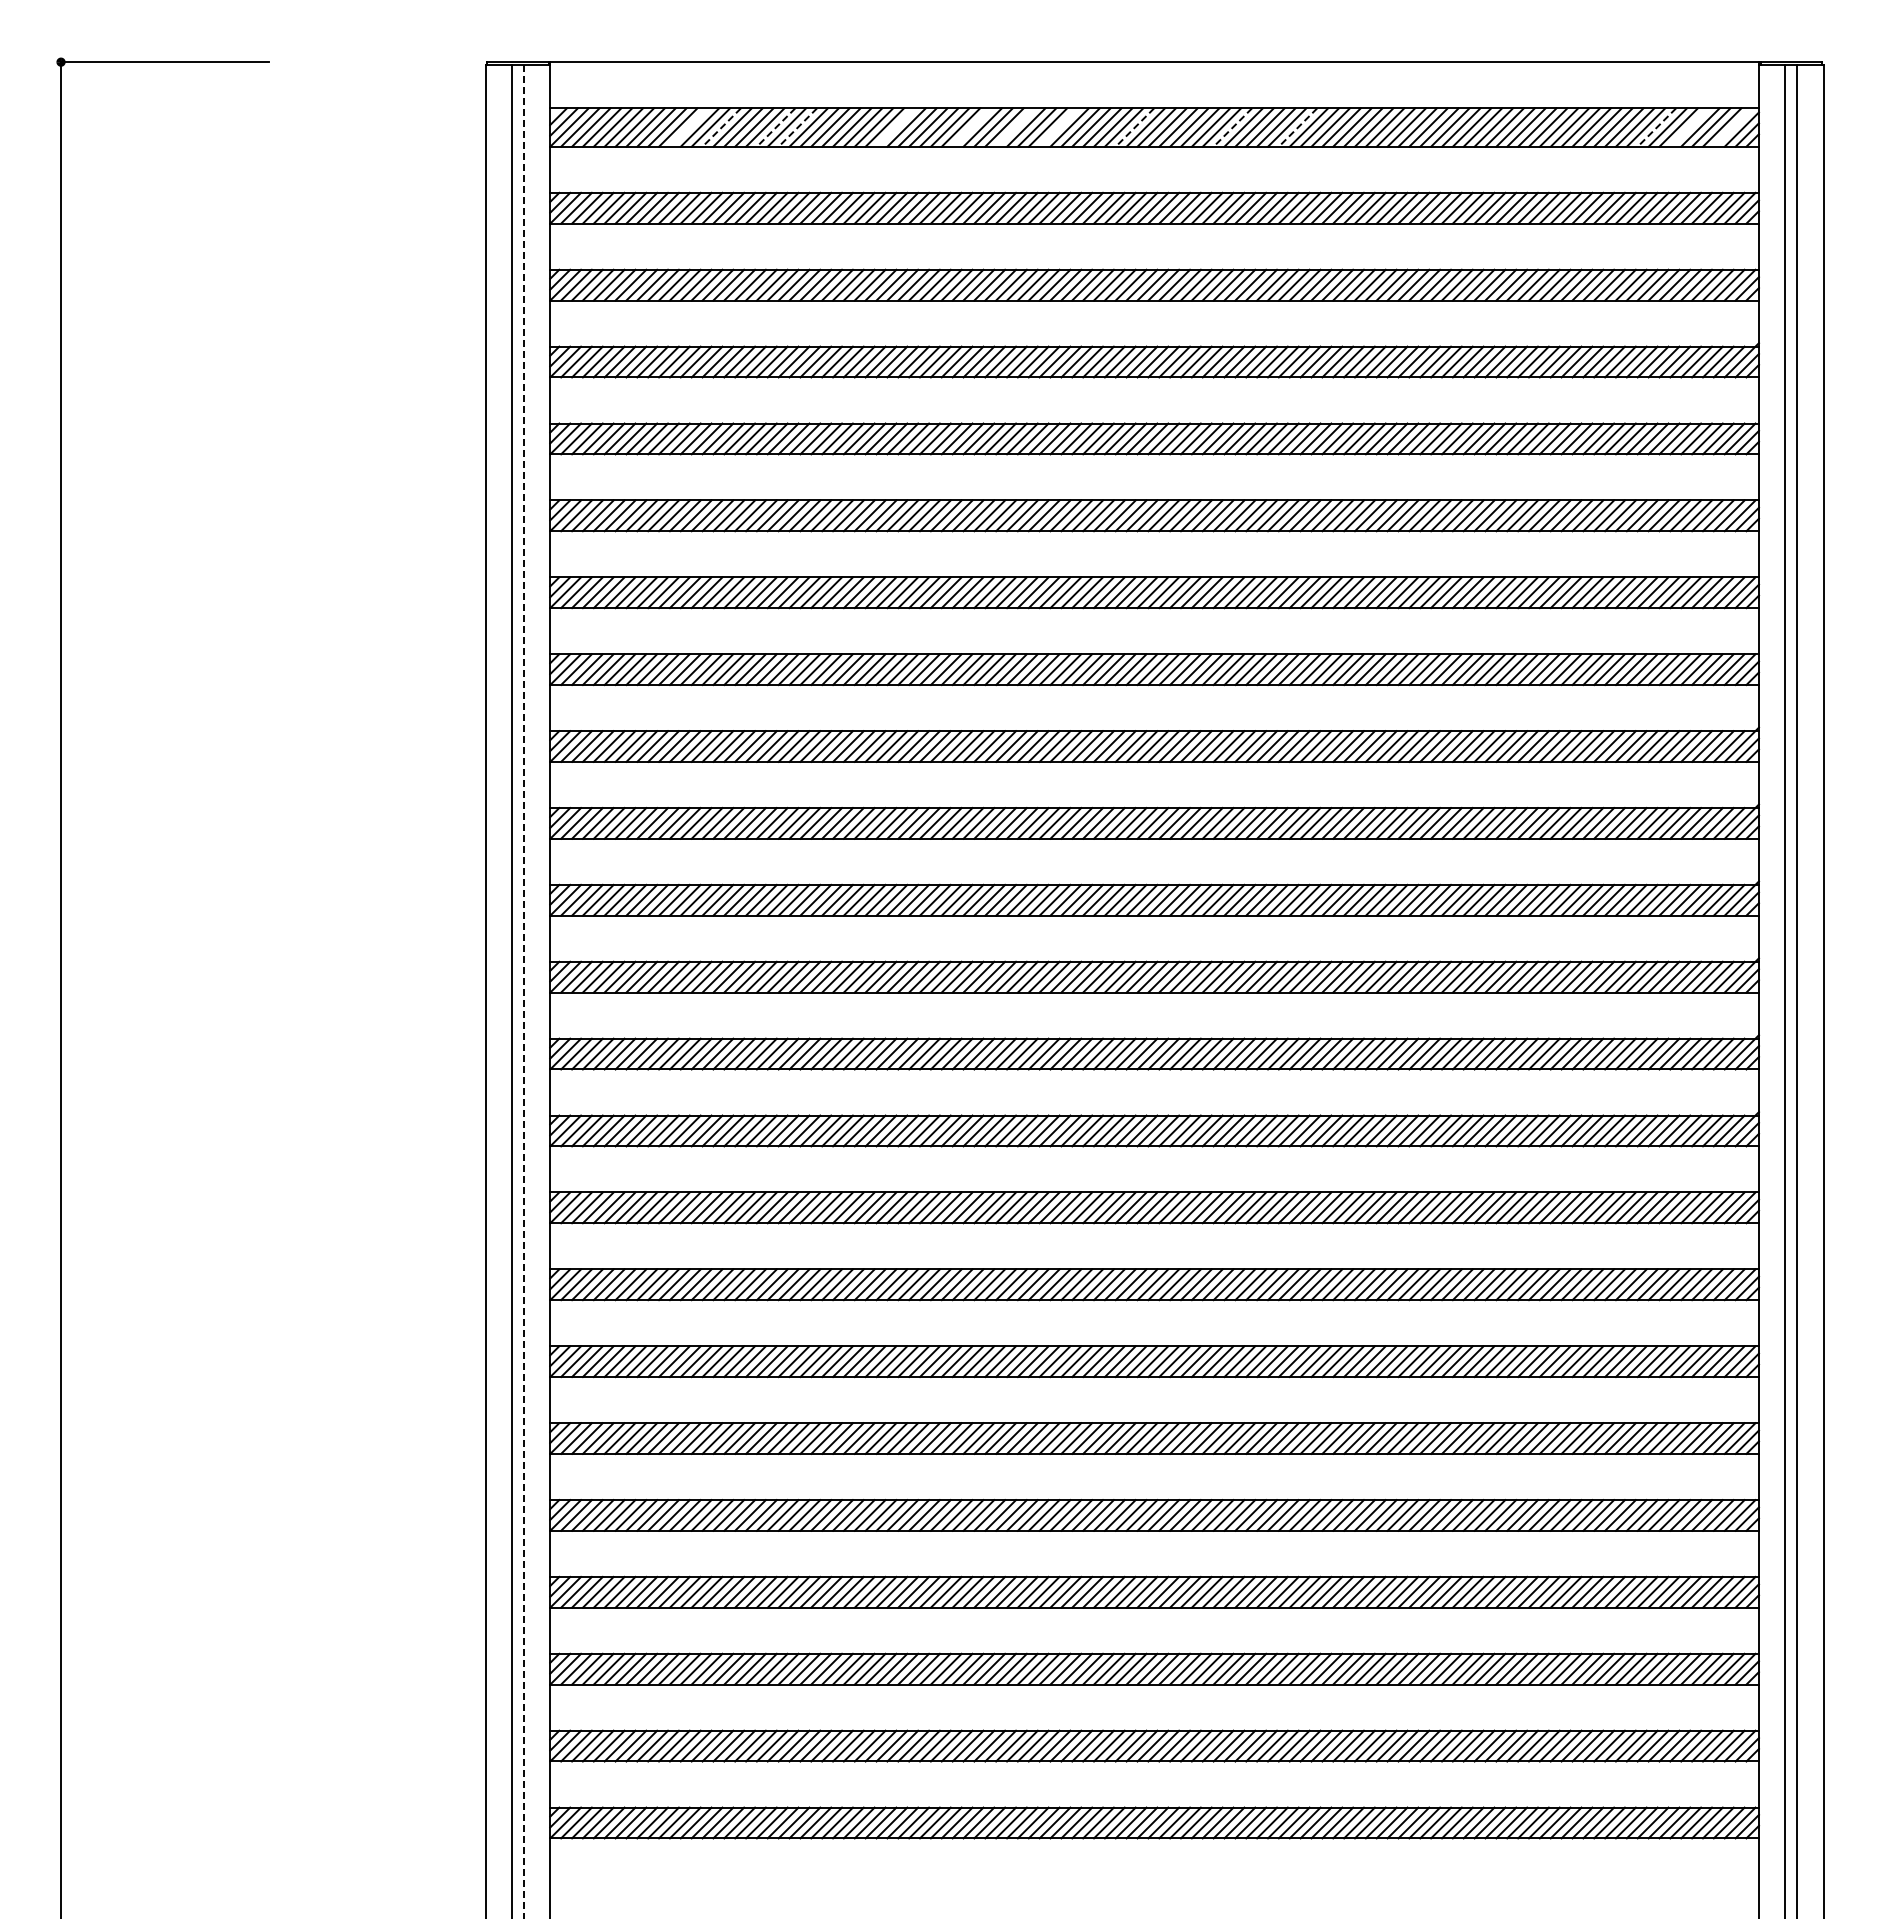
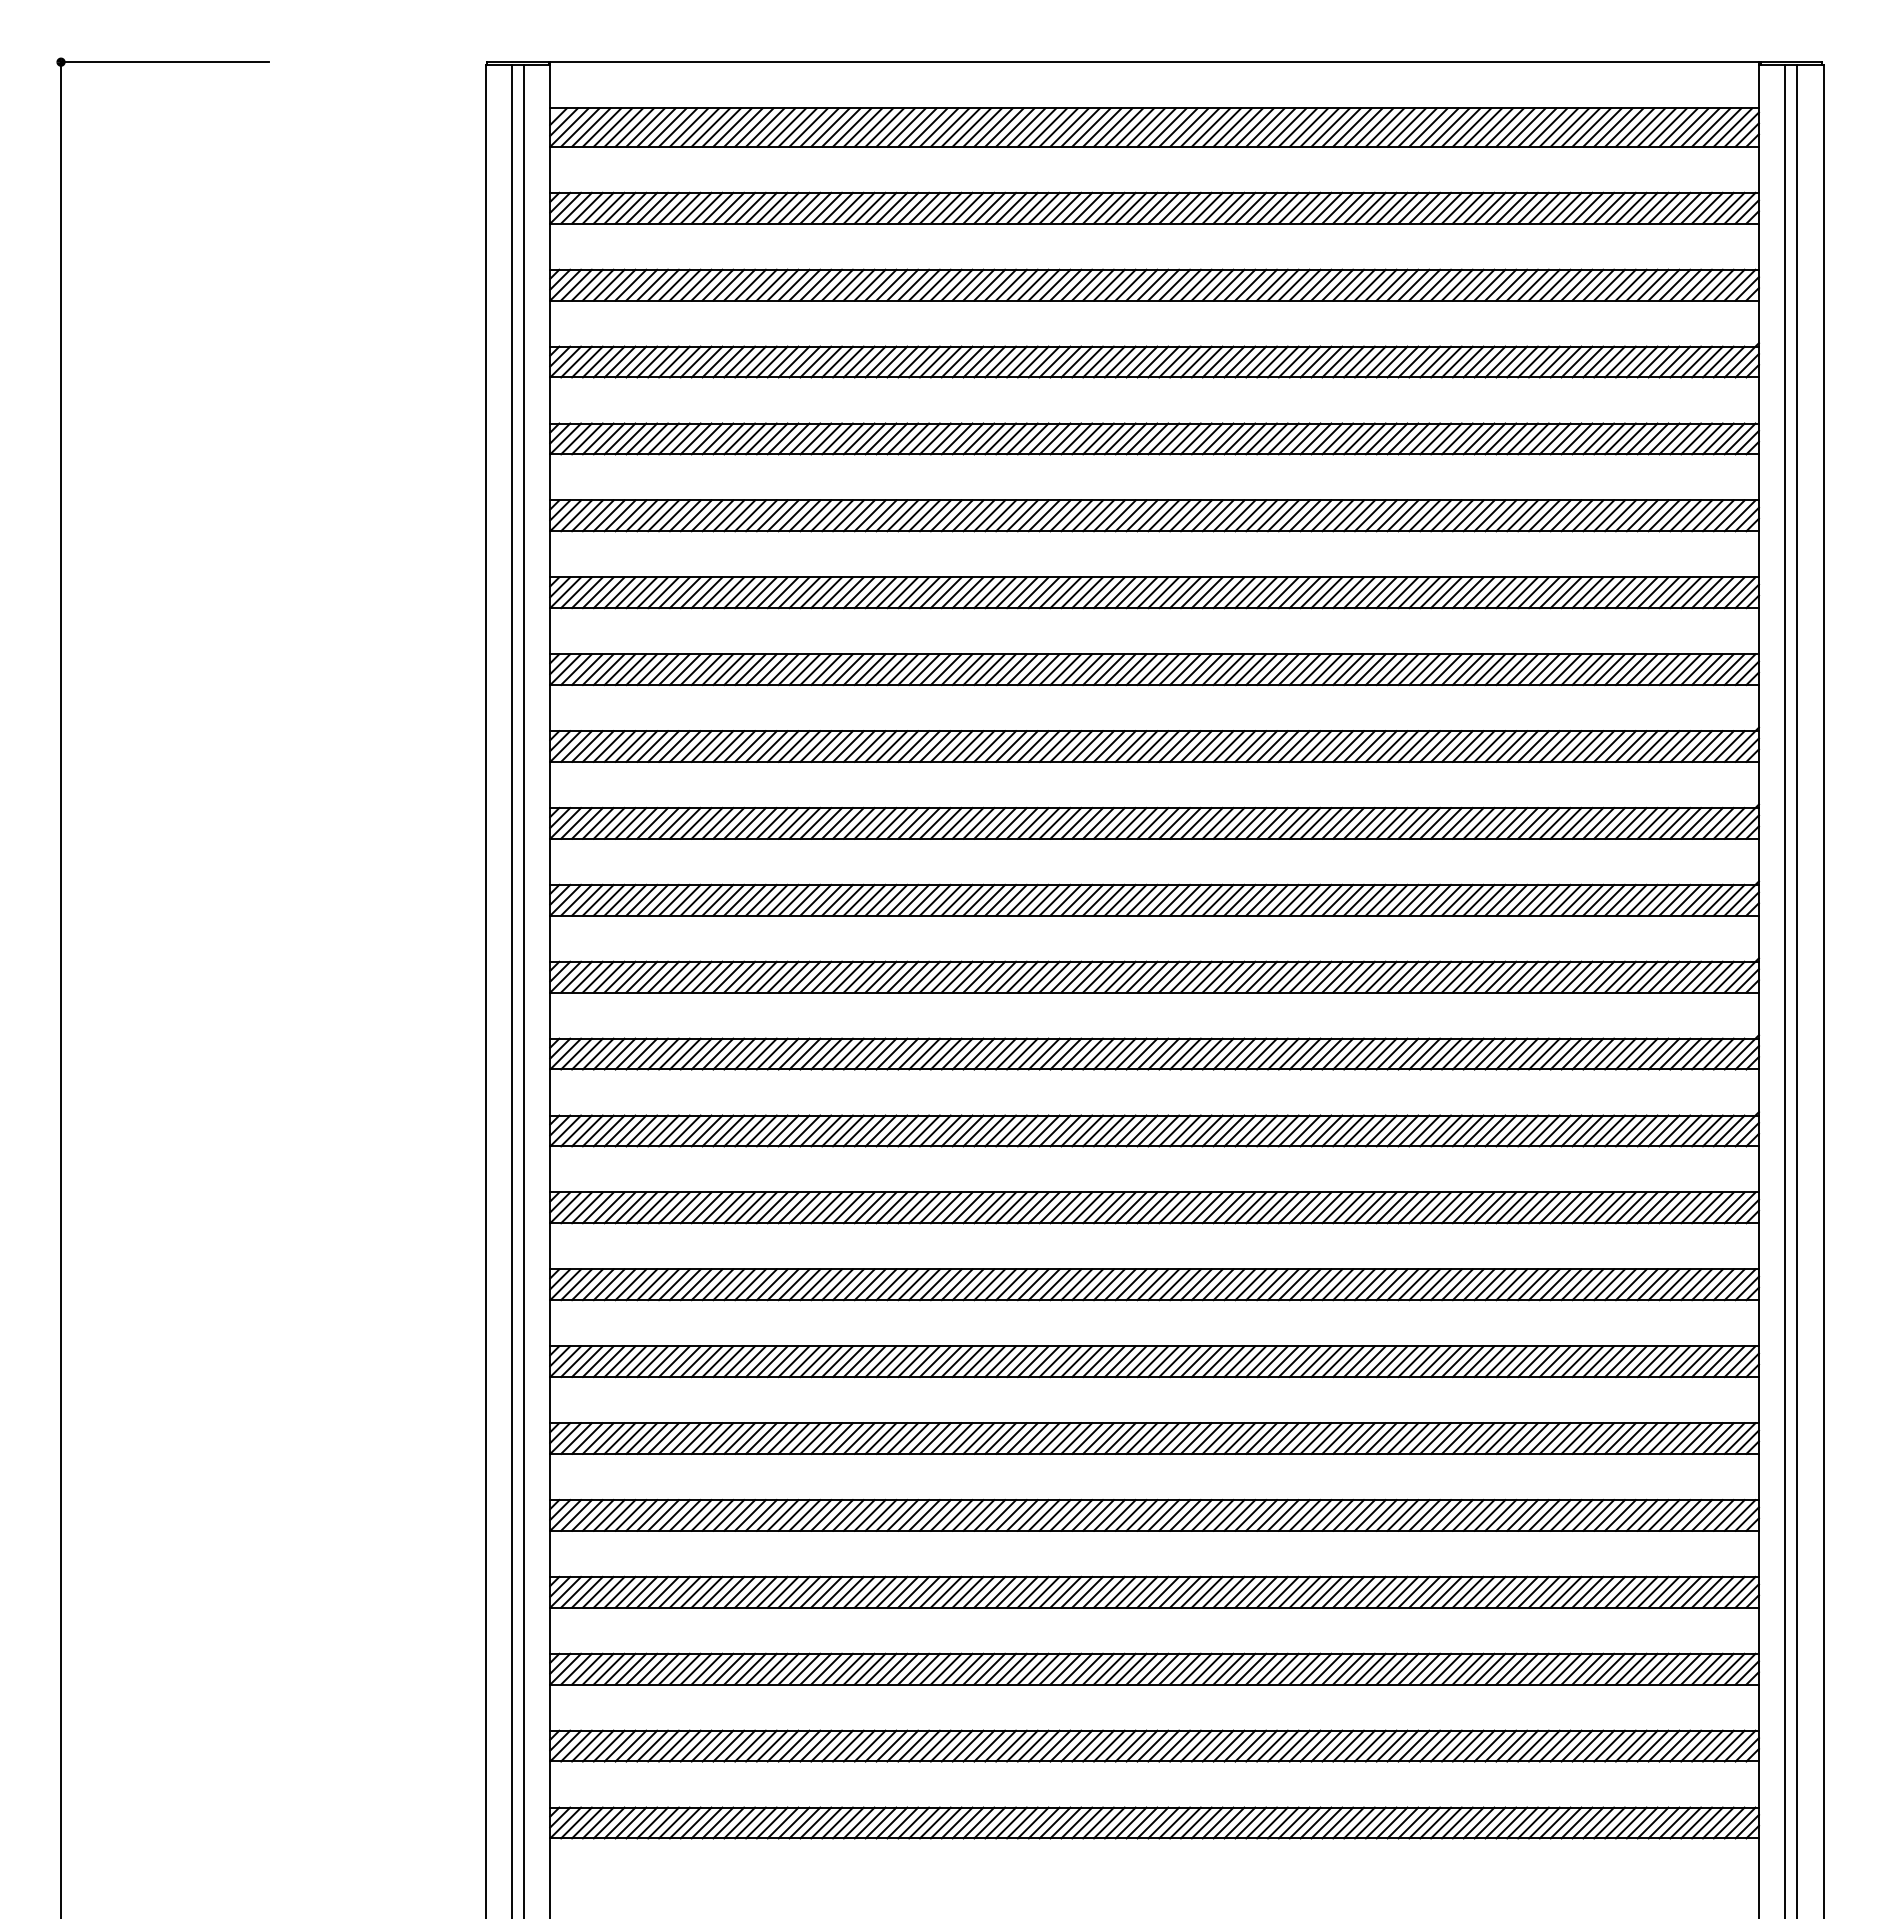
line: none -> present (688, 127)
line: dashed -> solid (721, 127)
line: dashed -> solid (775, 127)
line: dashed -> solid (797, 127)
line: none -> present (895, 127)
line: none -> present (971, 127)
line: none -> present (1015, 127)
line: none -> present (1058, 127)
line: dashed -> solid (1134, 127)
line: dashed -> solid (1232, 127)
line: dashed -> solid (1297, 127)
line: dashed -> solid (1656, 127)
line: none -> present (1689, 127)
line: none -> present (1732, 127)
line: dashed -> solid (523, 992)
